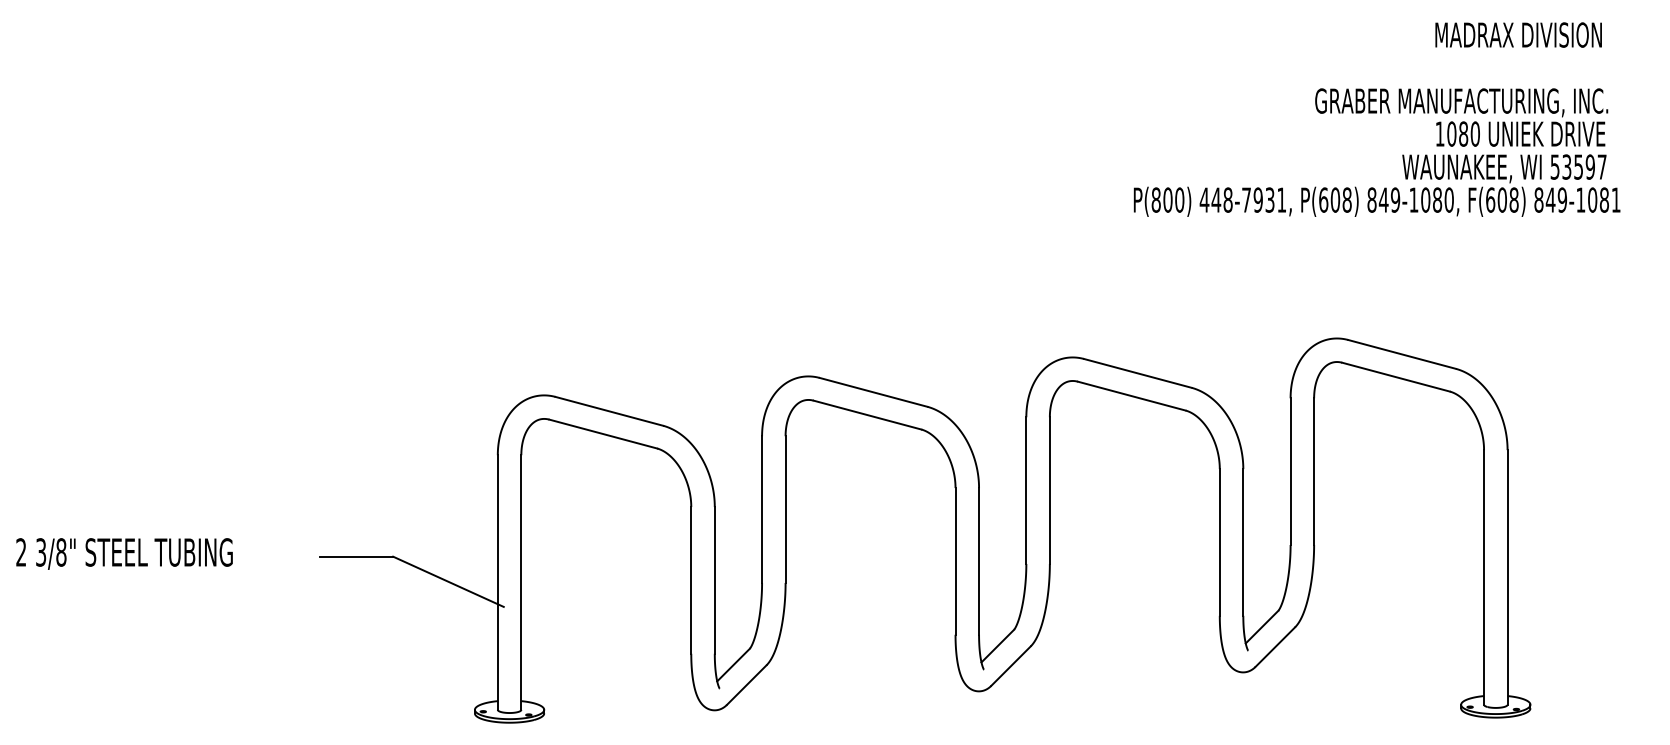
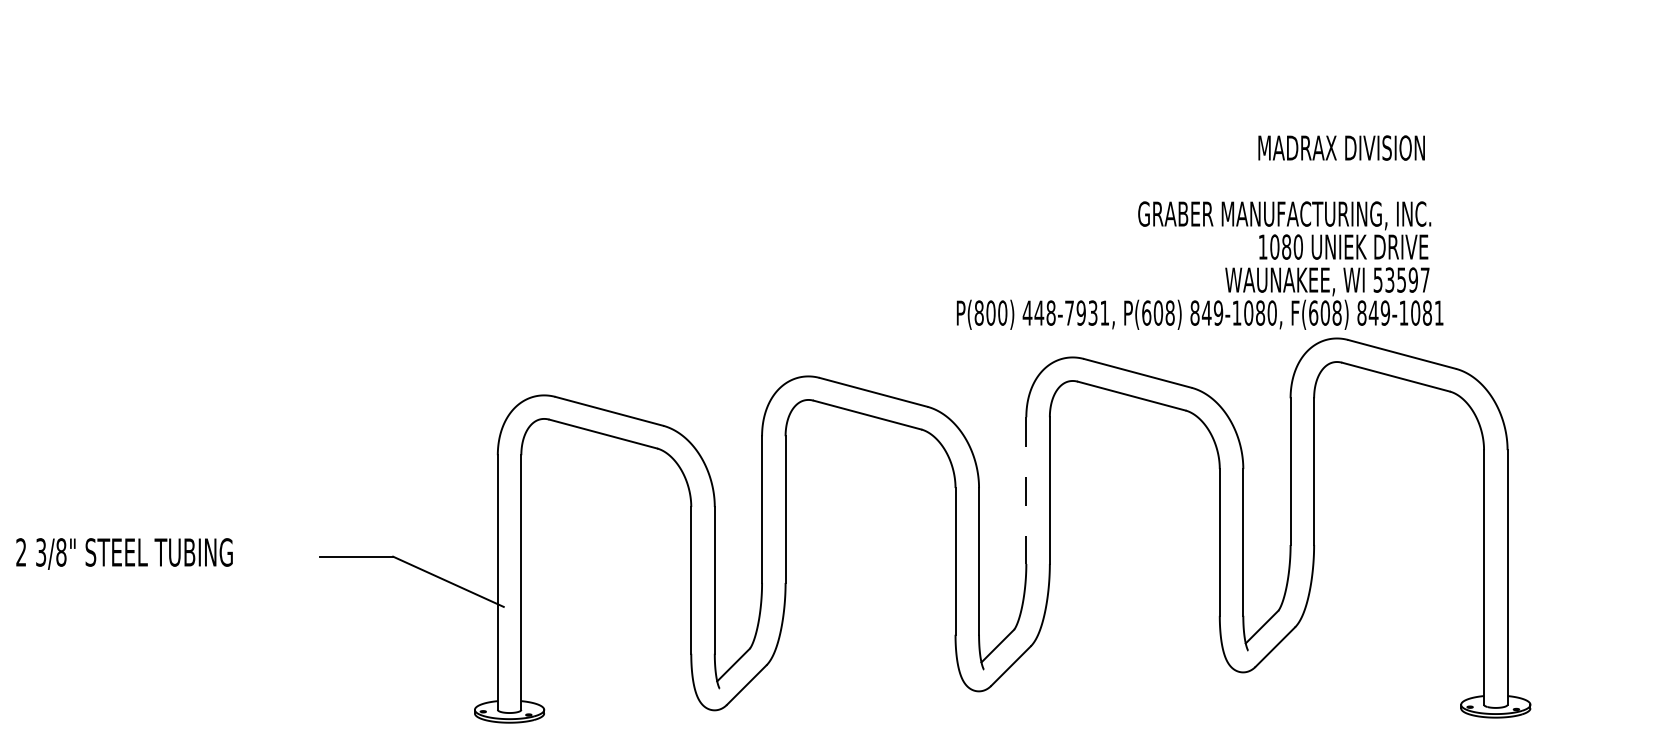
text position: (1376, 119) -> (1199, 232) (1199, 232)
line: solid -> dashed (1026, 491)
